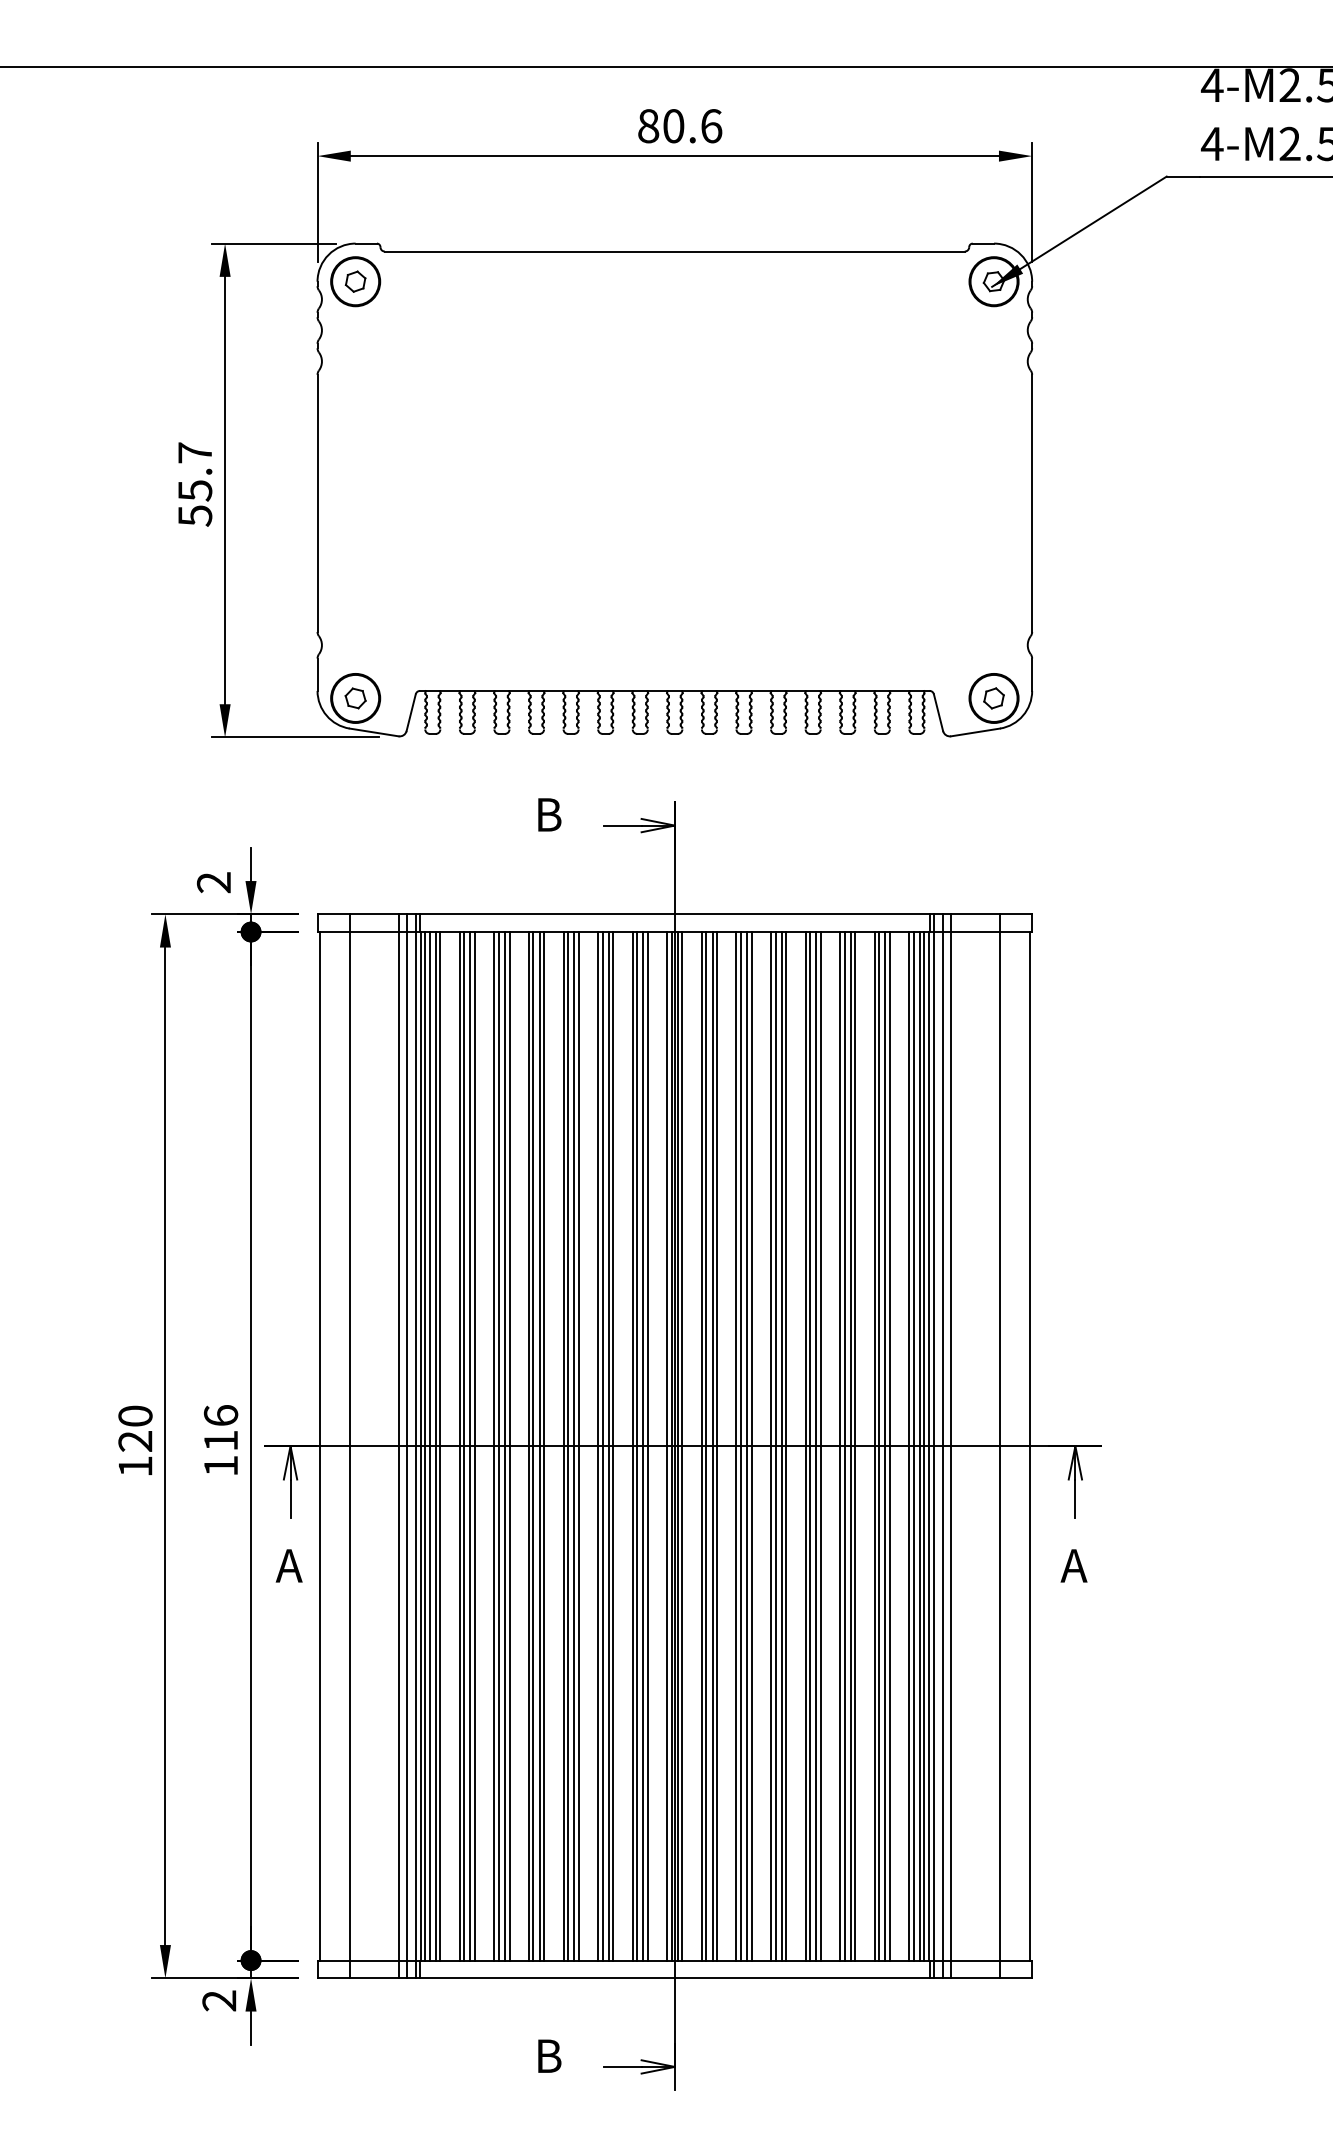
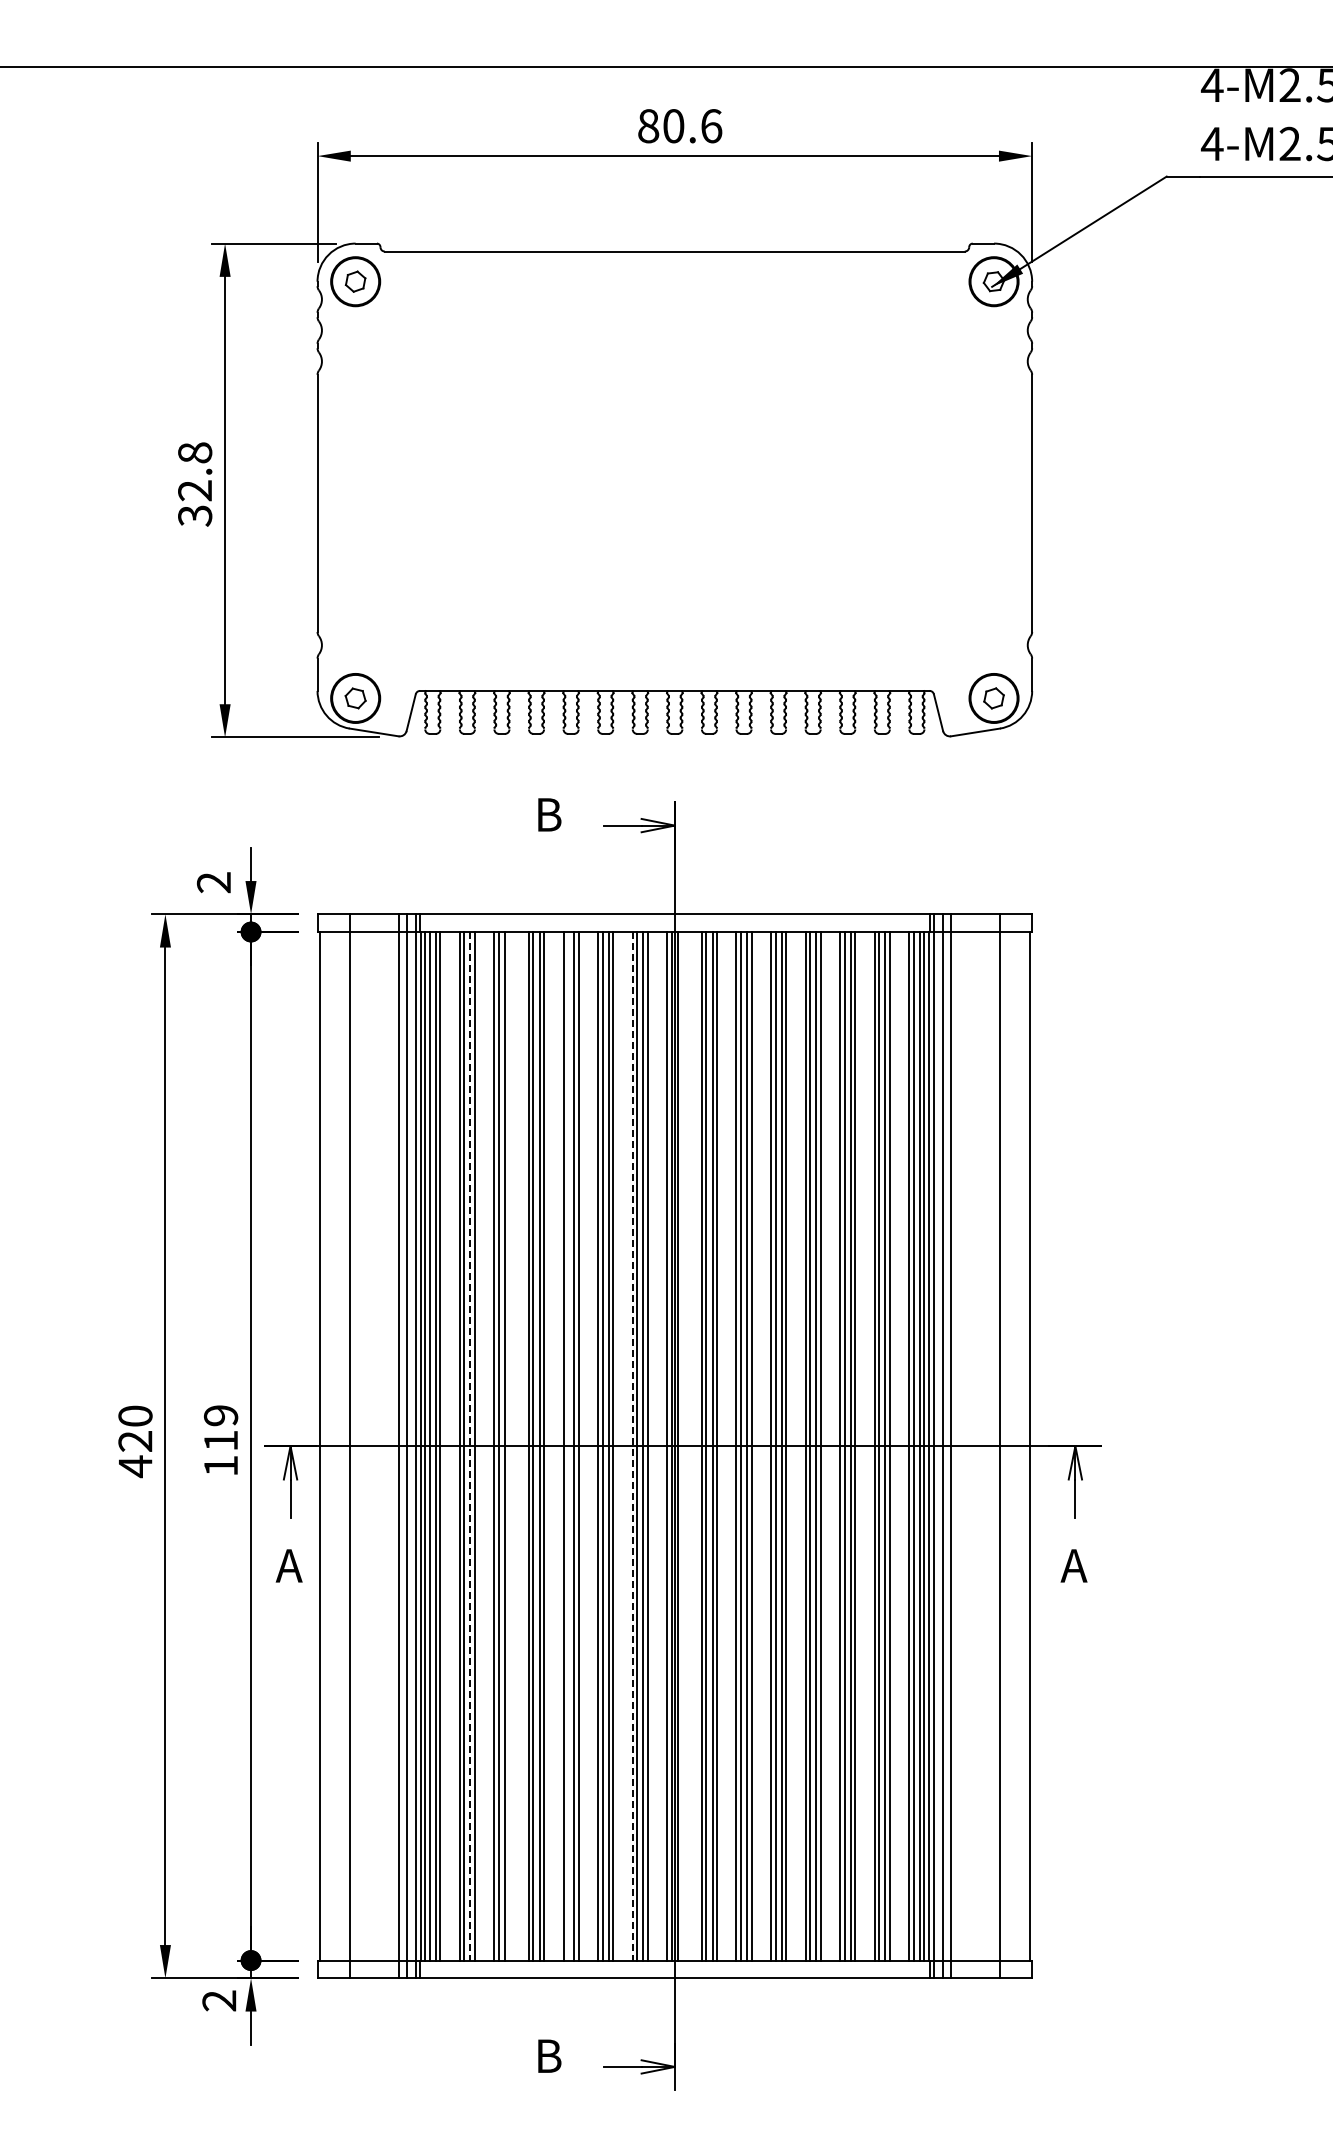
text: 55.7 -> 32.8 (195, 484)
text: 116 -> 119 (220, 1415)
line: solid -> dashed (470, 1446)
line: present -> none (509, 1446)
line: present -> none (568, 1446)
line: solid -> dashed (632, 1446)
line: present -> none (682, 1446)
text: 120 -> 420 (135, 1466)
